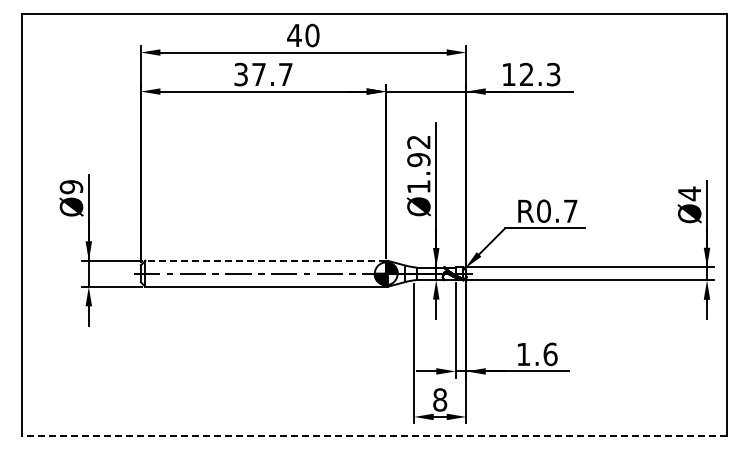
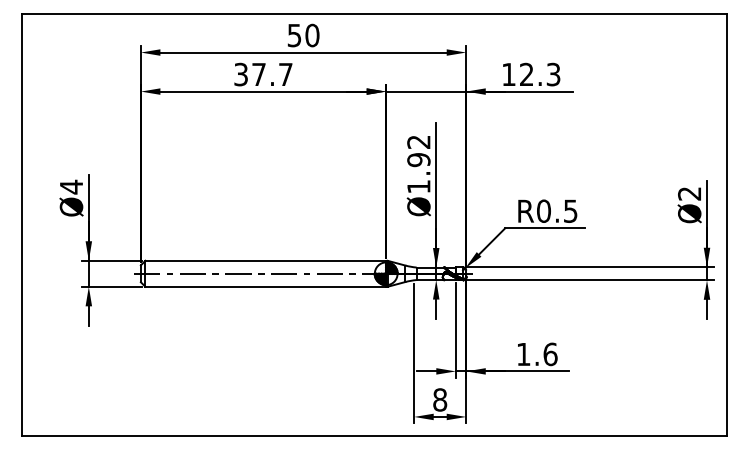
text: 40 -> 50 (294, 35)
text: Ø9 -> Ø4 (71, 186)
text: Ø4 -> Ø2 (689, 193)
text: R0.7 -> R0.5 (570, 210)
line: dashed -> solid (265, 260)
line: dashed -> solid (374, 436)
